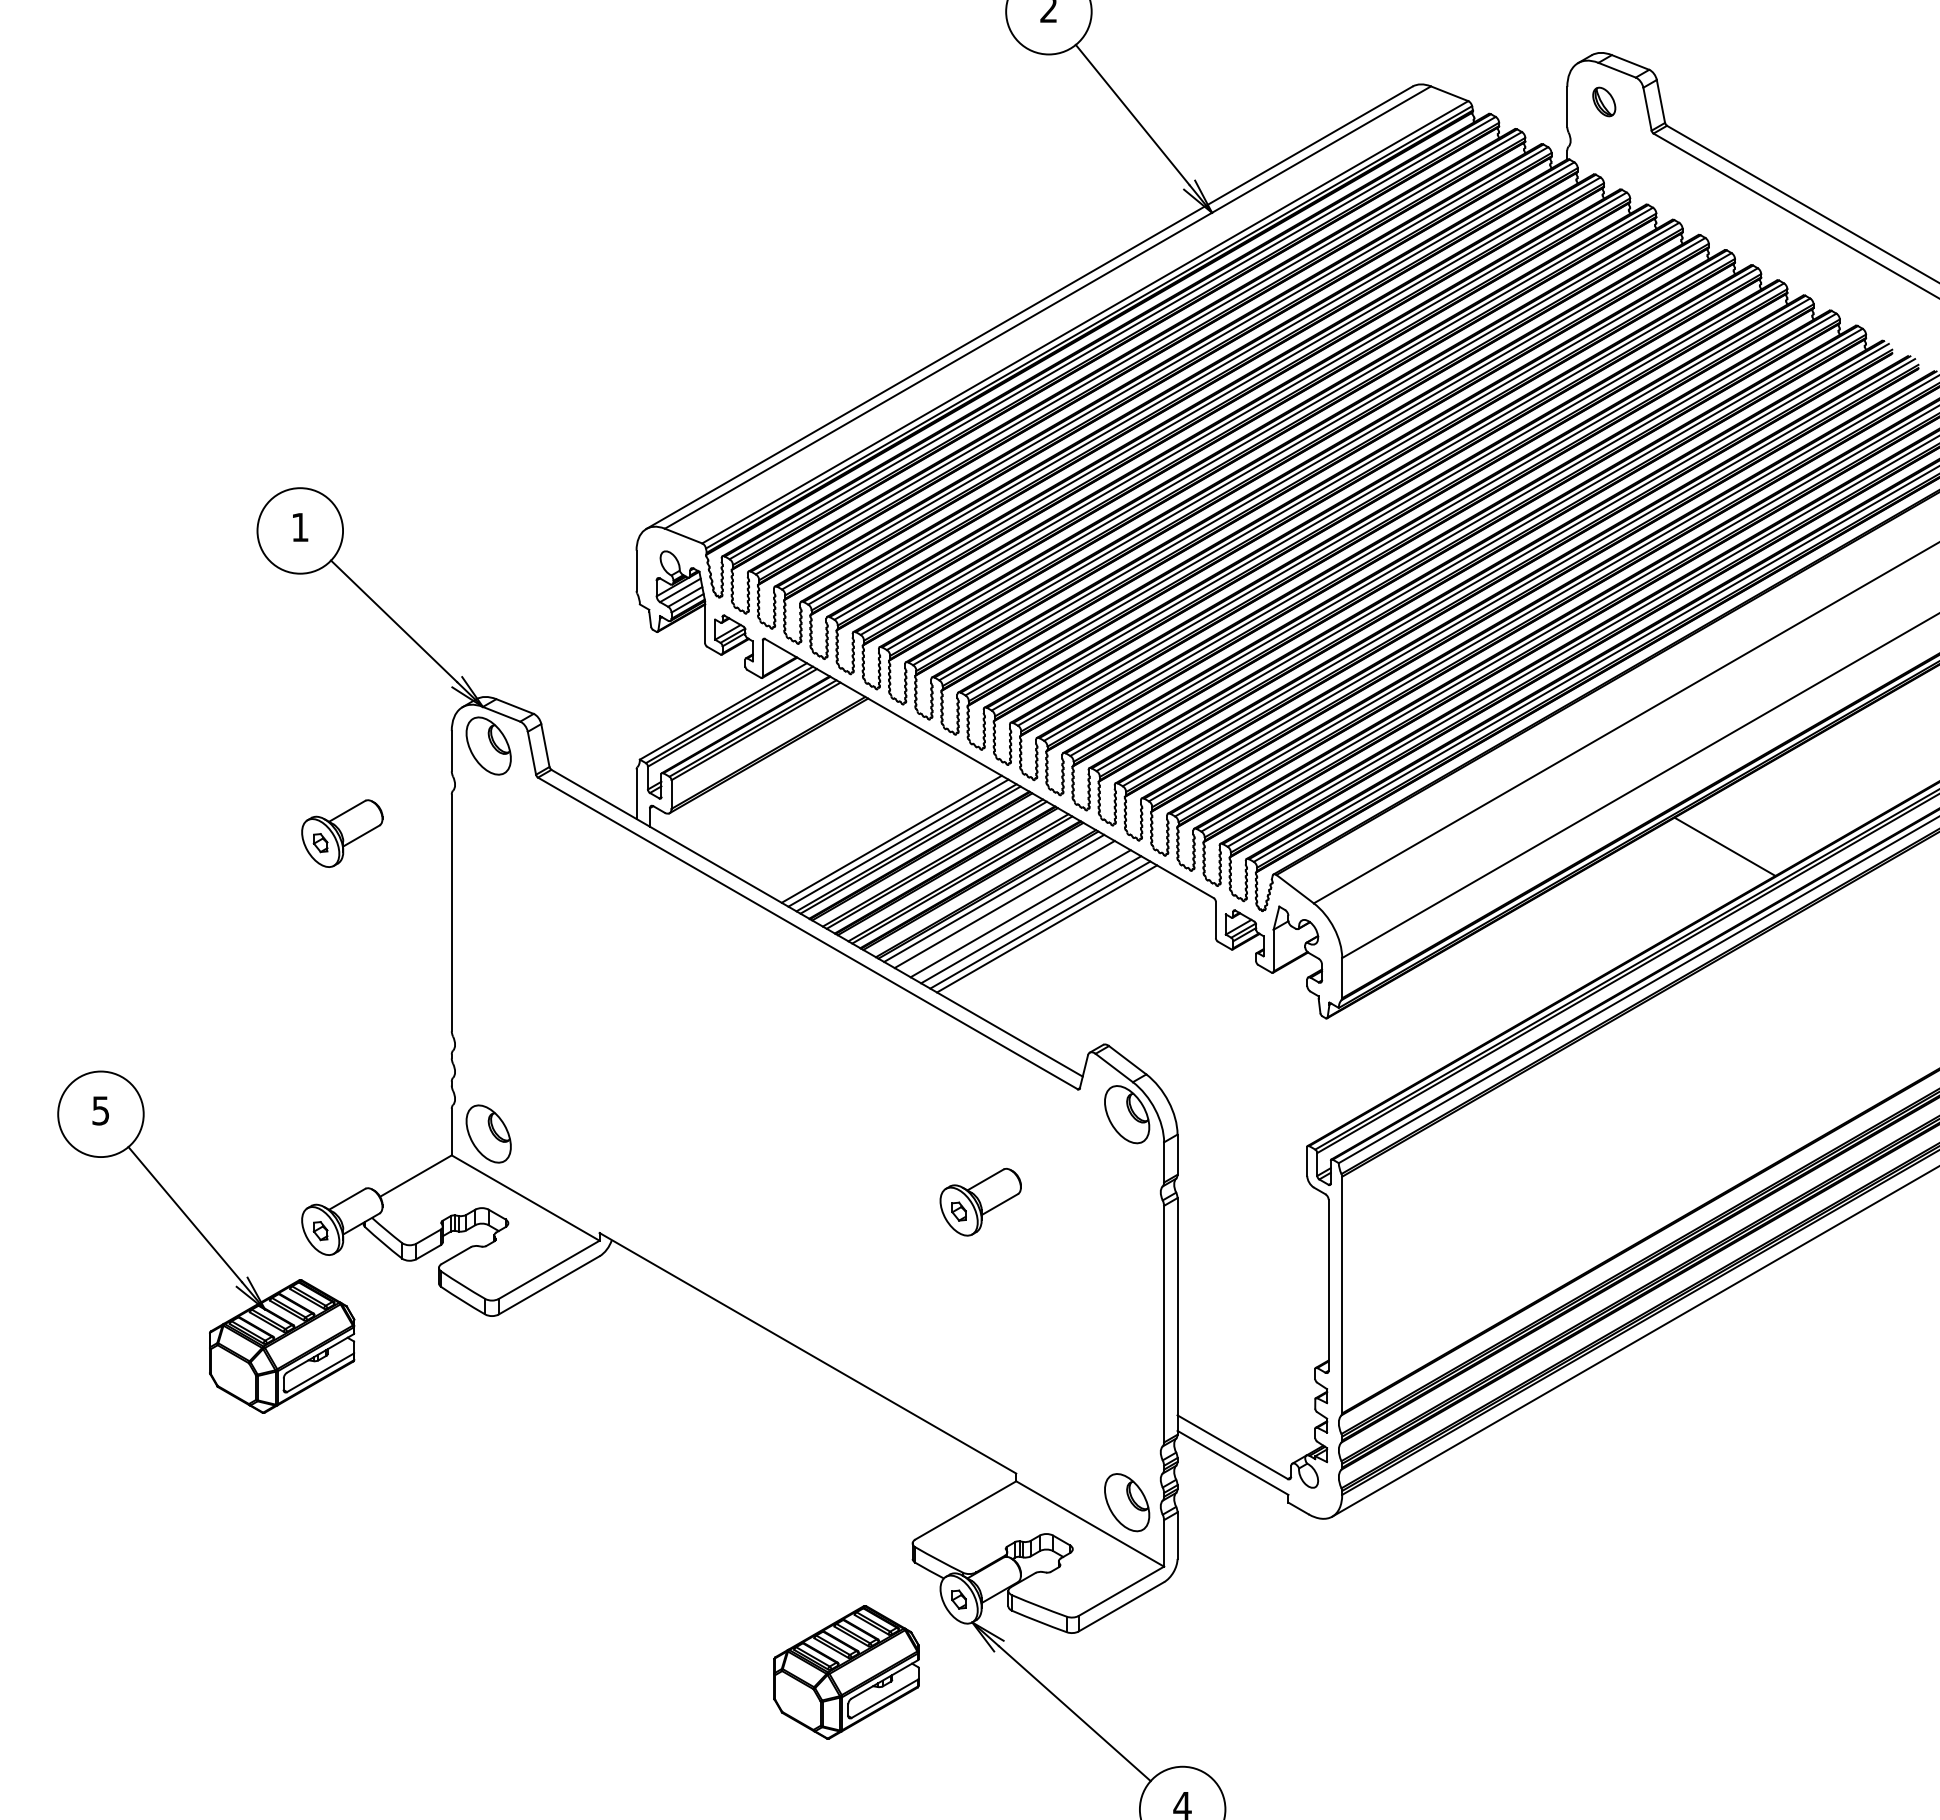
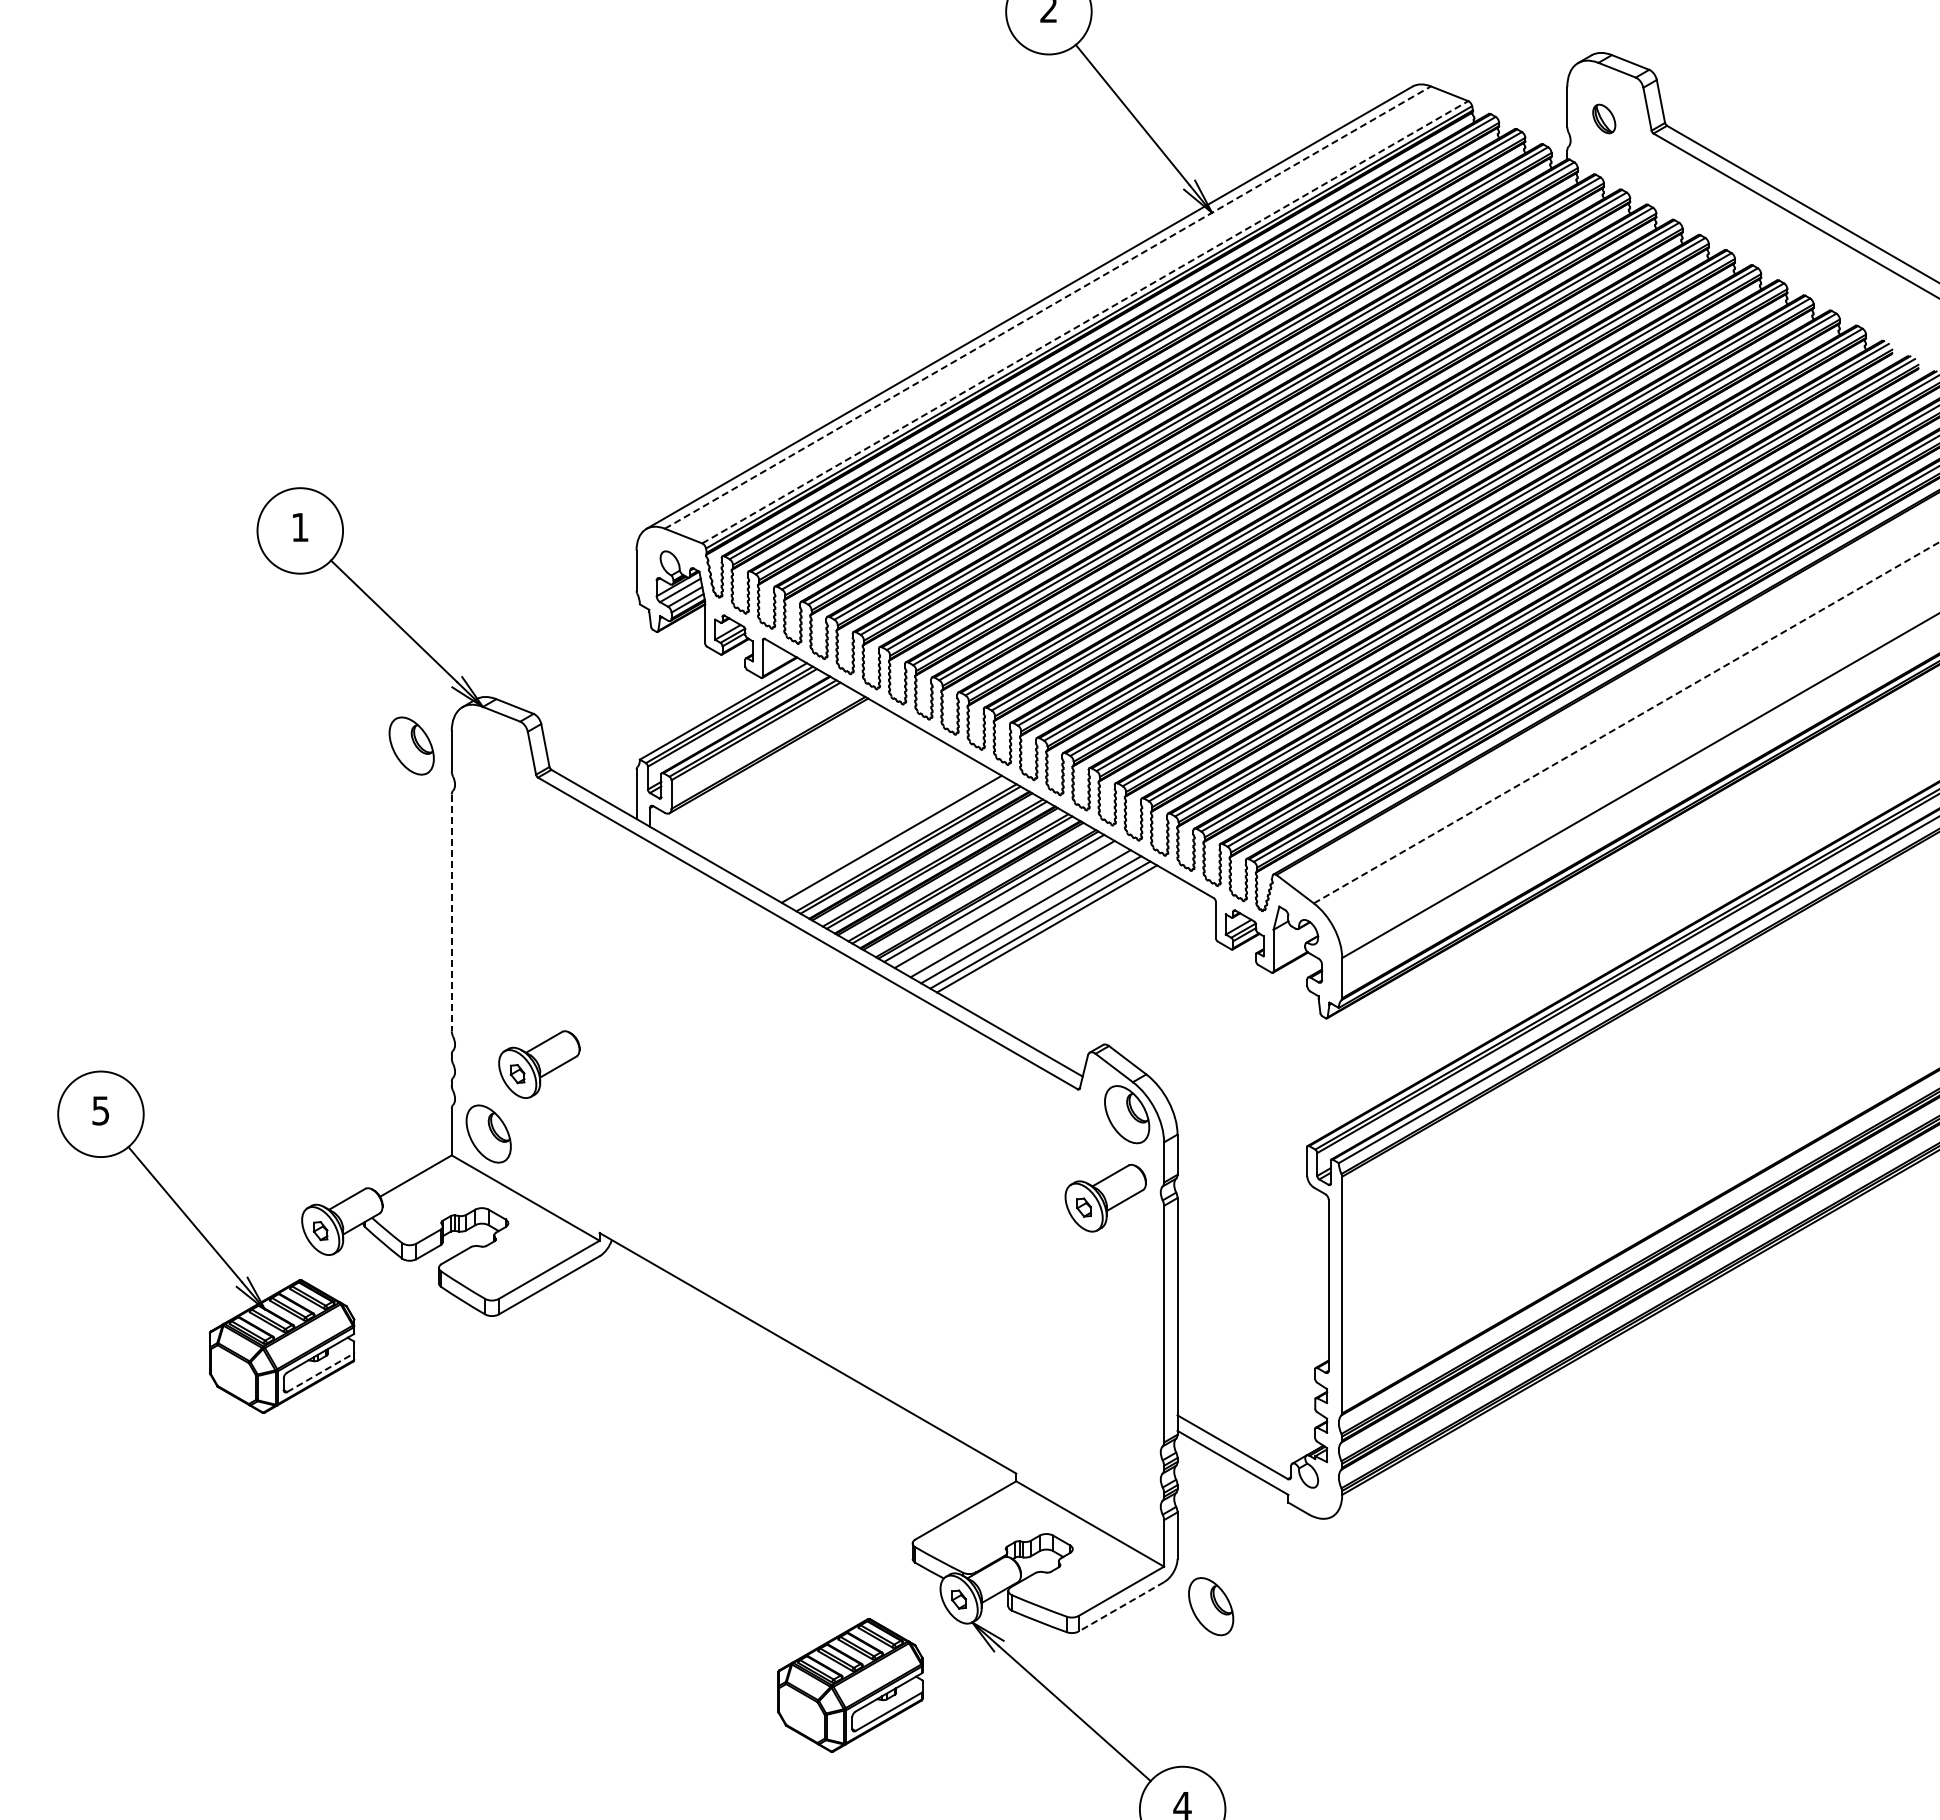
part position: (1604, 101) -> (1604, 118) (1604, 118)
line: solid -> dashed (1048, 307)
line: solid -> dashed (1085, 322)
line: solid -> dashed (1627, 722)
part position: (488, 745) -> (411, 745) (411, 745)
part position: (342, 833) -> (539, 1064) (539, 1064)
line: present -> none (898, 842)
line: present -> none (1724, 846)
line: solid -> dashed (451, 913)
part position: (980, 1201) -> (1105, 1197) (1105, 1197)
line: present -> none (1634, 1341)
line: solid -> dashed (320, 1372)
part position: (1127, 1502) -> (1211, 1606) (1211, 1606)
line: solid -> dashed (1120, 1607)
part position: (846, 1672) -> (850, 1685) (850, 1685)
